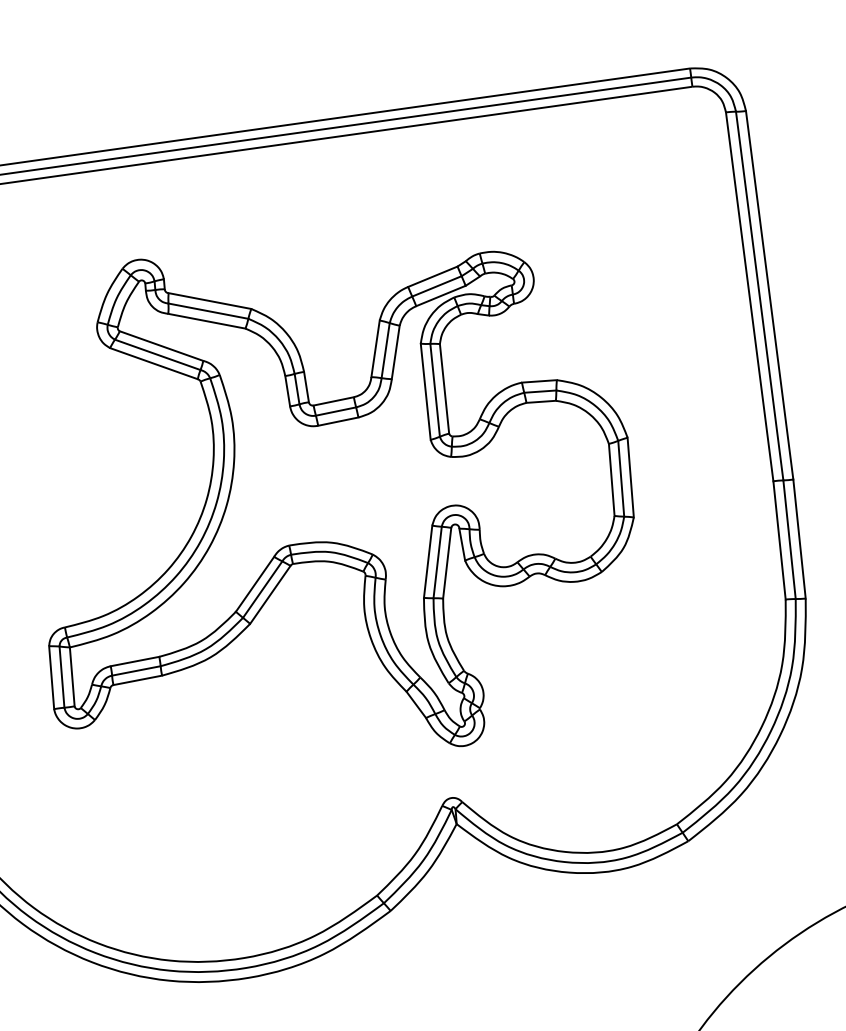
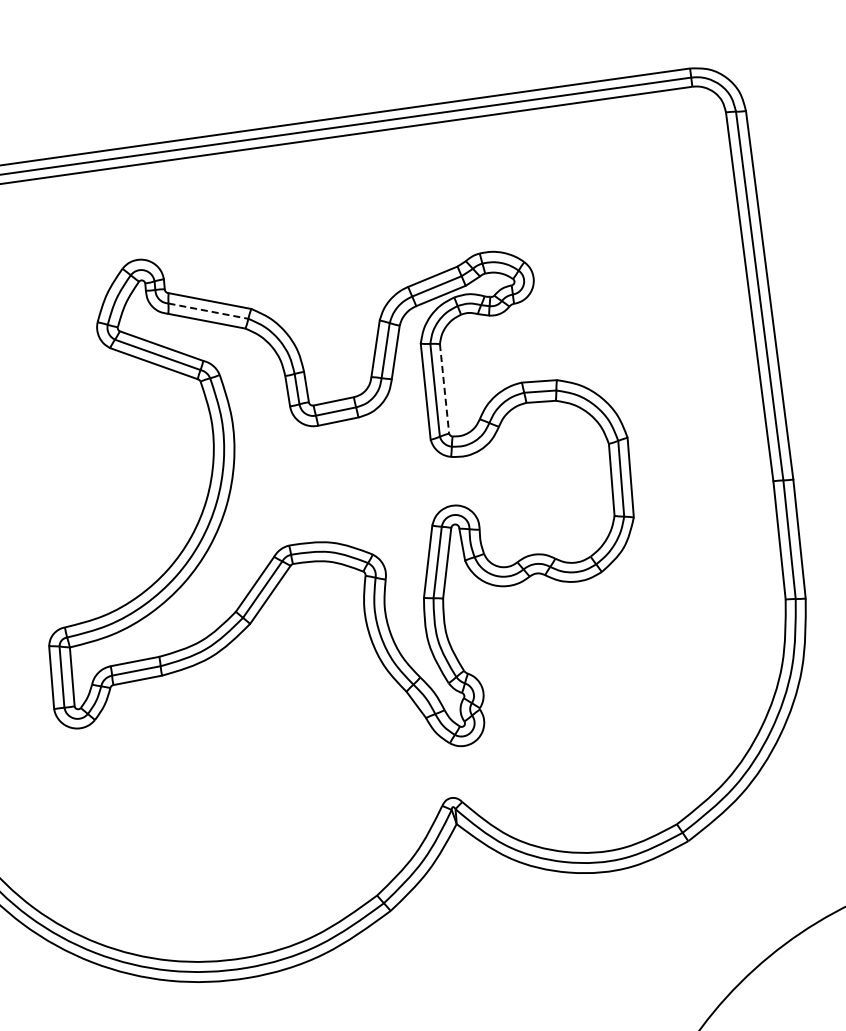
line: solid -> dashed (208, 311)
line: solid -> dashed (444, 388)
